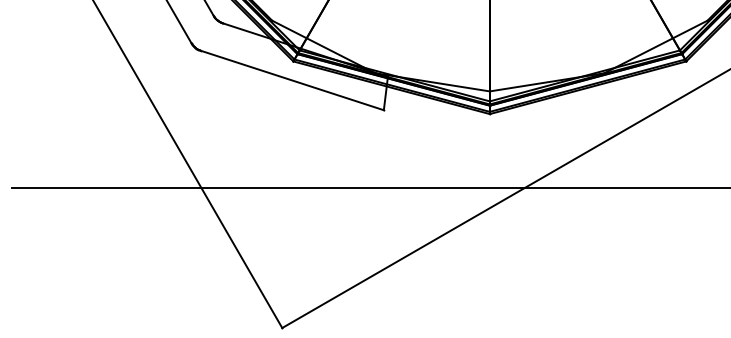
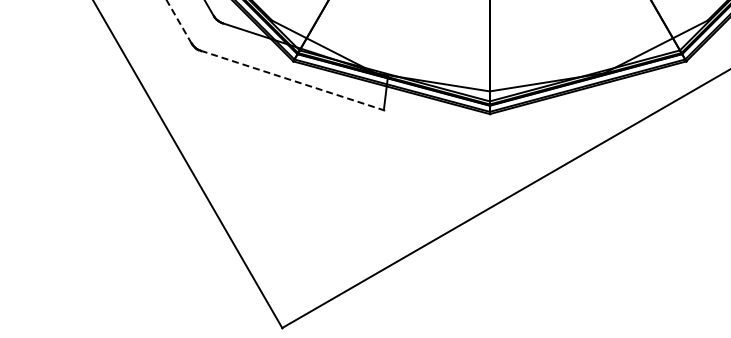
line: solid -> dashed (179, 21)
line: solid -> dashed (292, 80)
line: present -> none (369, 188)
